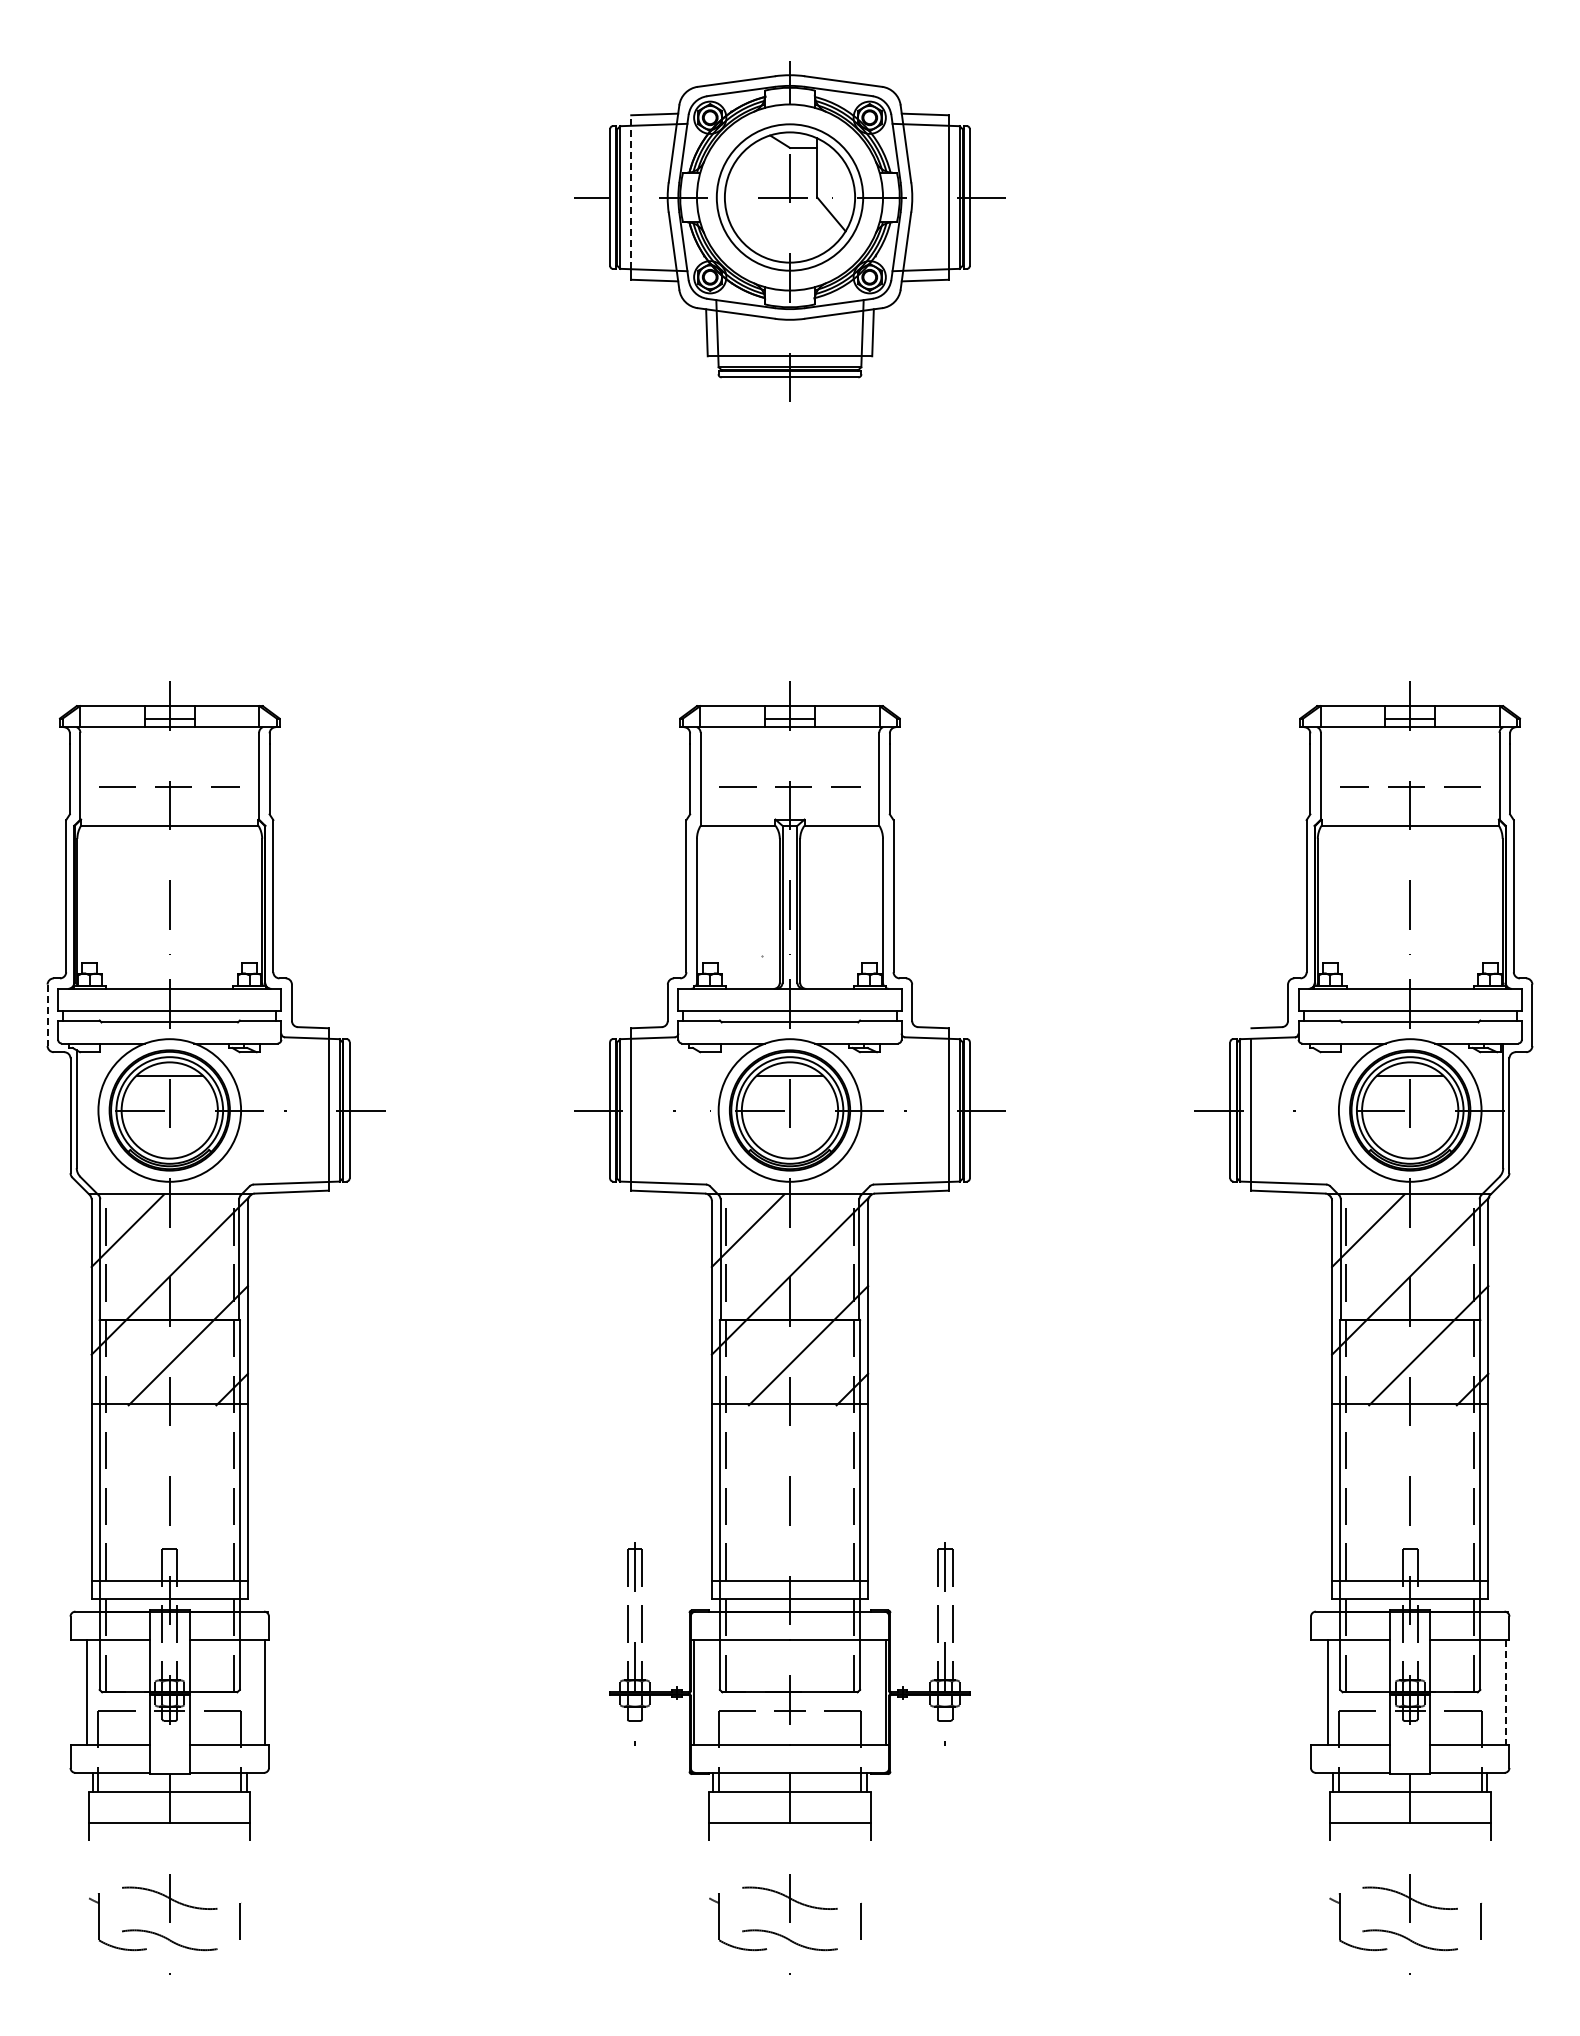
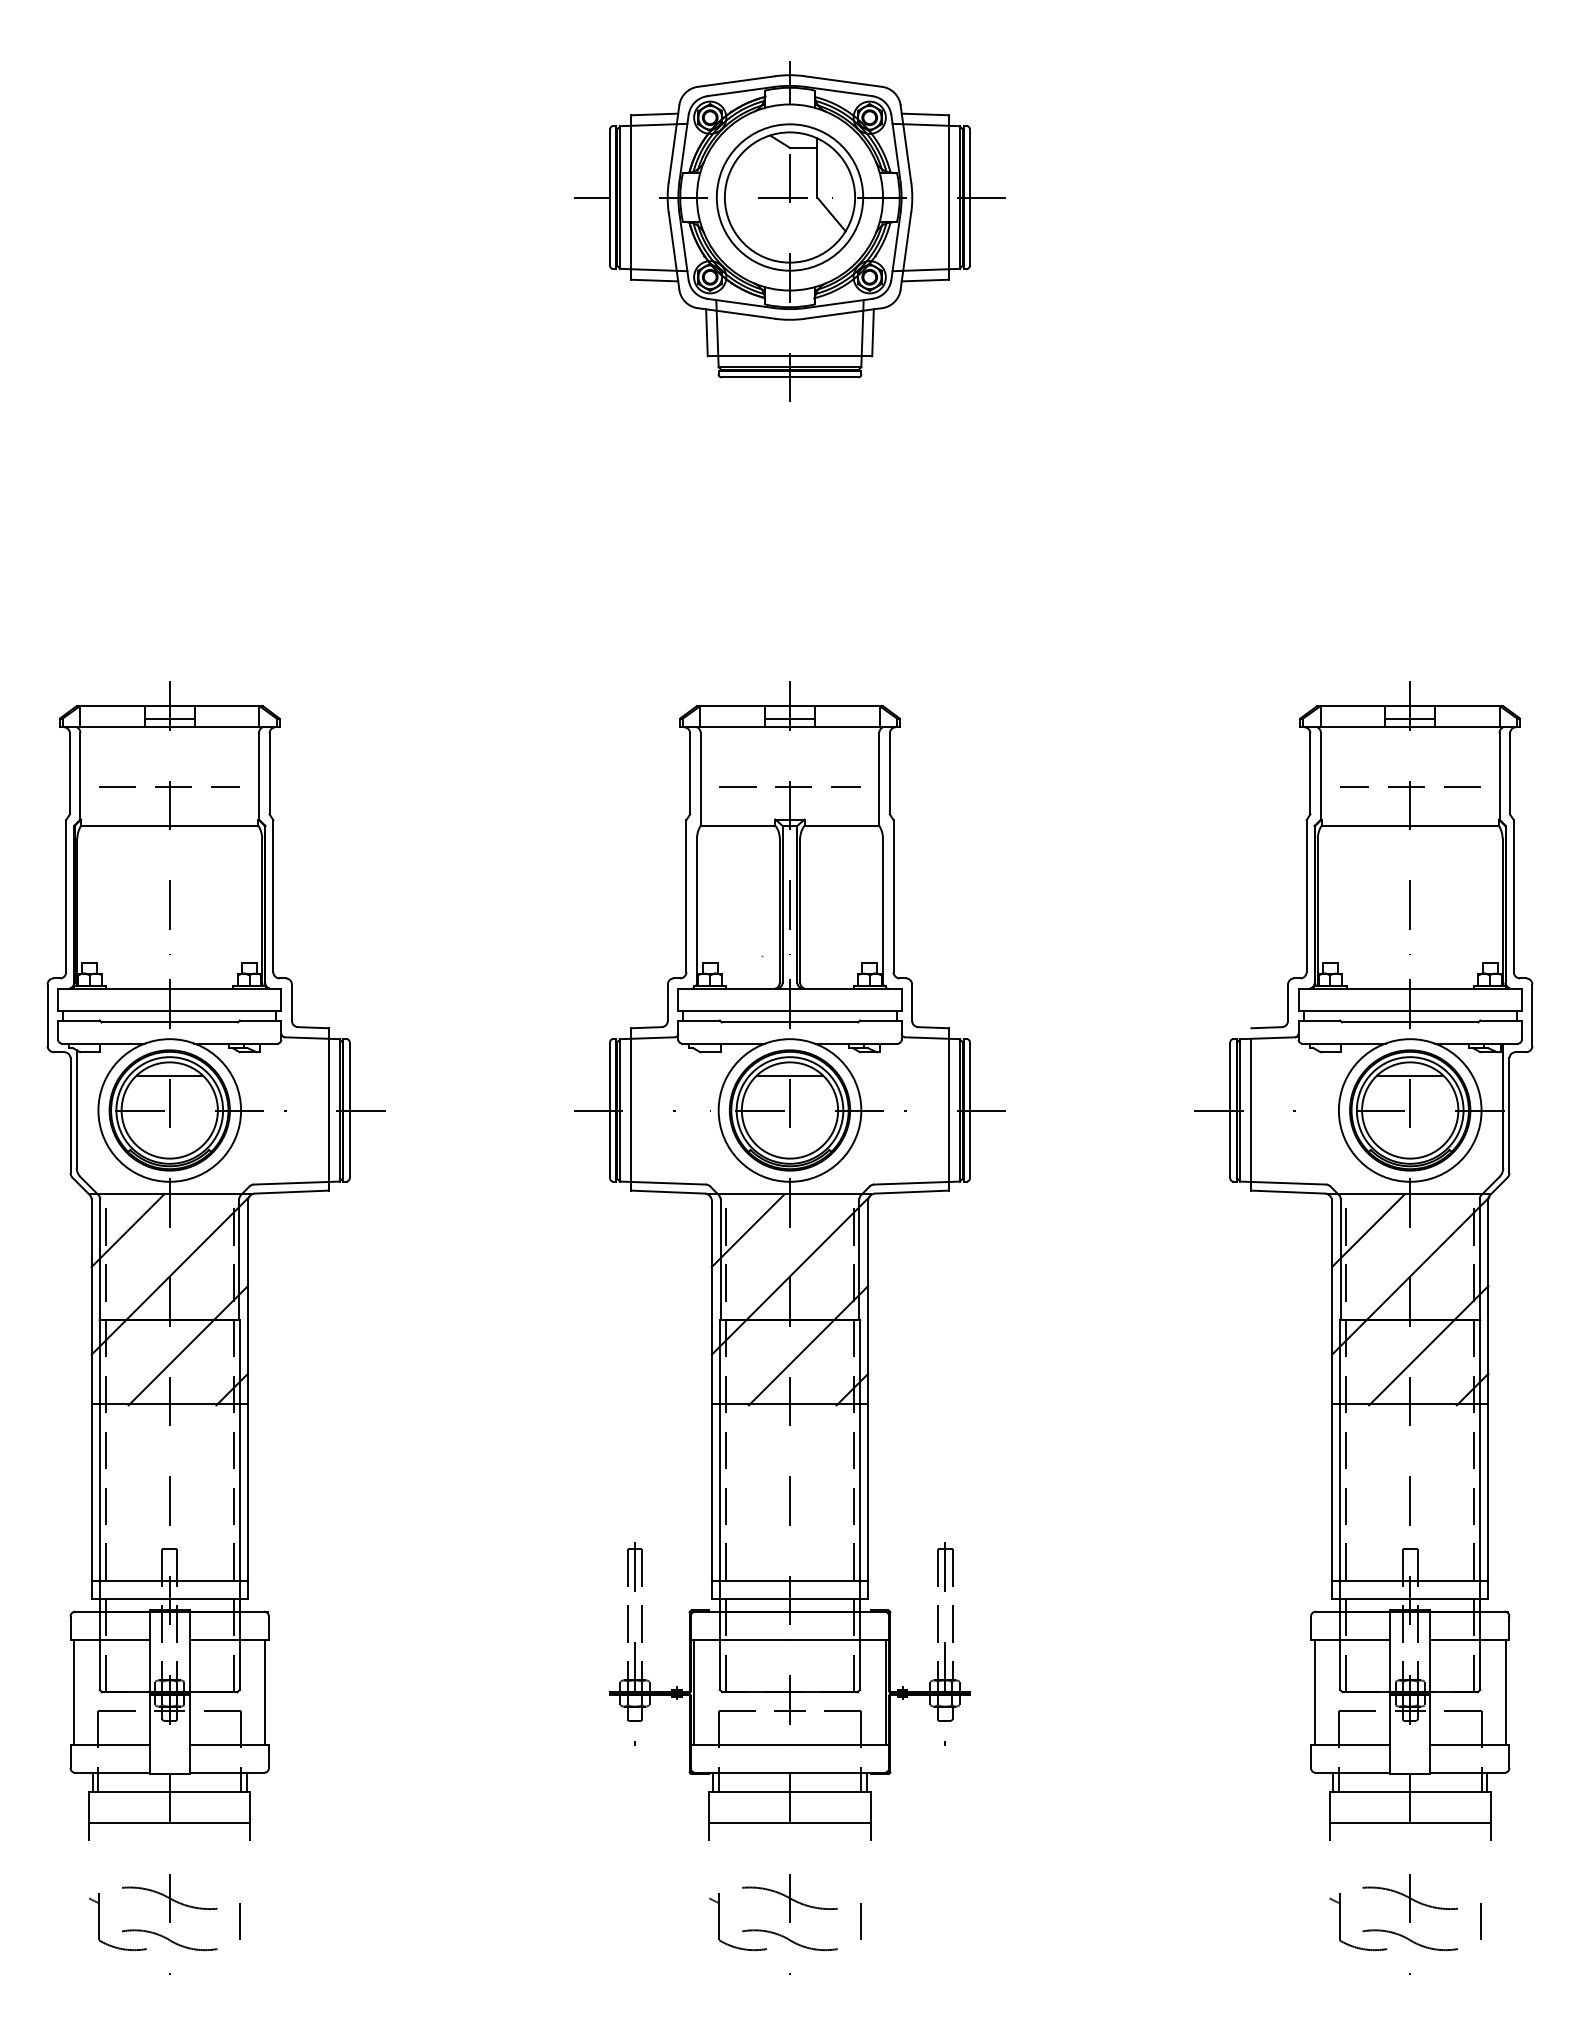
line: dashed -> solid (631, 192)
line: dashed -> solid (47, 1015)
line position: (87, 1692) -> (74, 1692) (74, 1692)
line position: (1327, 1692) -> (1314, 1692) (1314, 1692)
line: dashed -> solid (1505, 1693)
